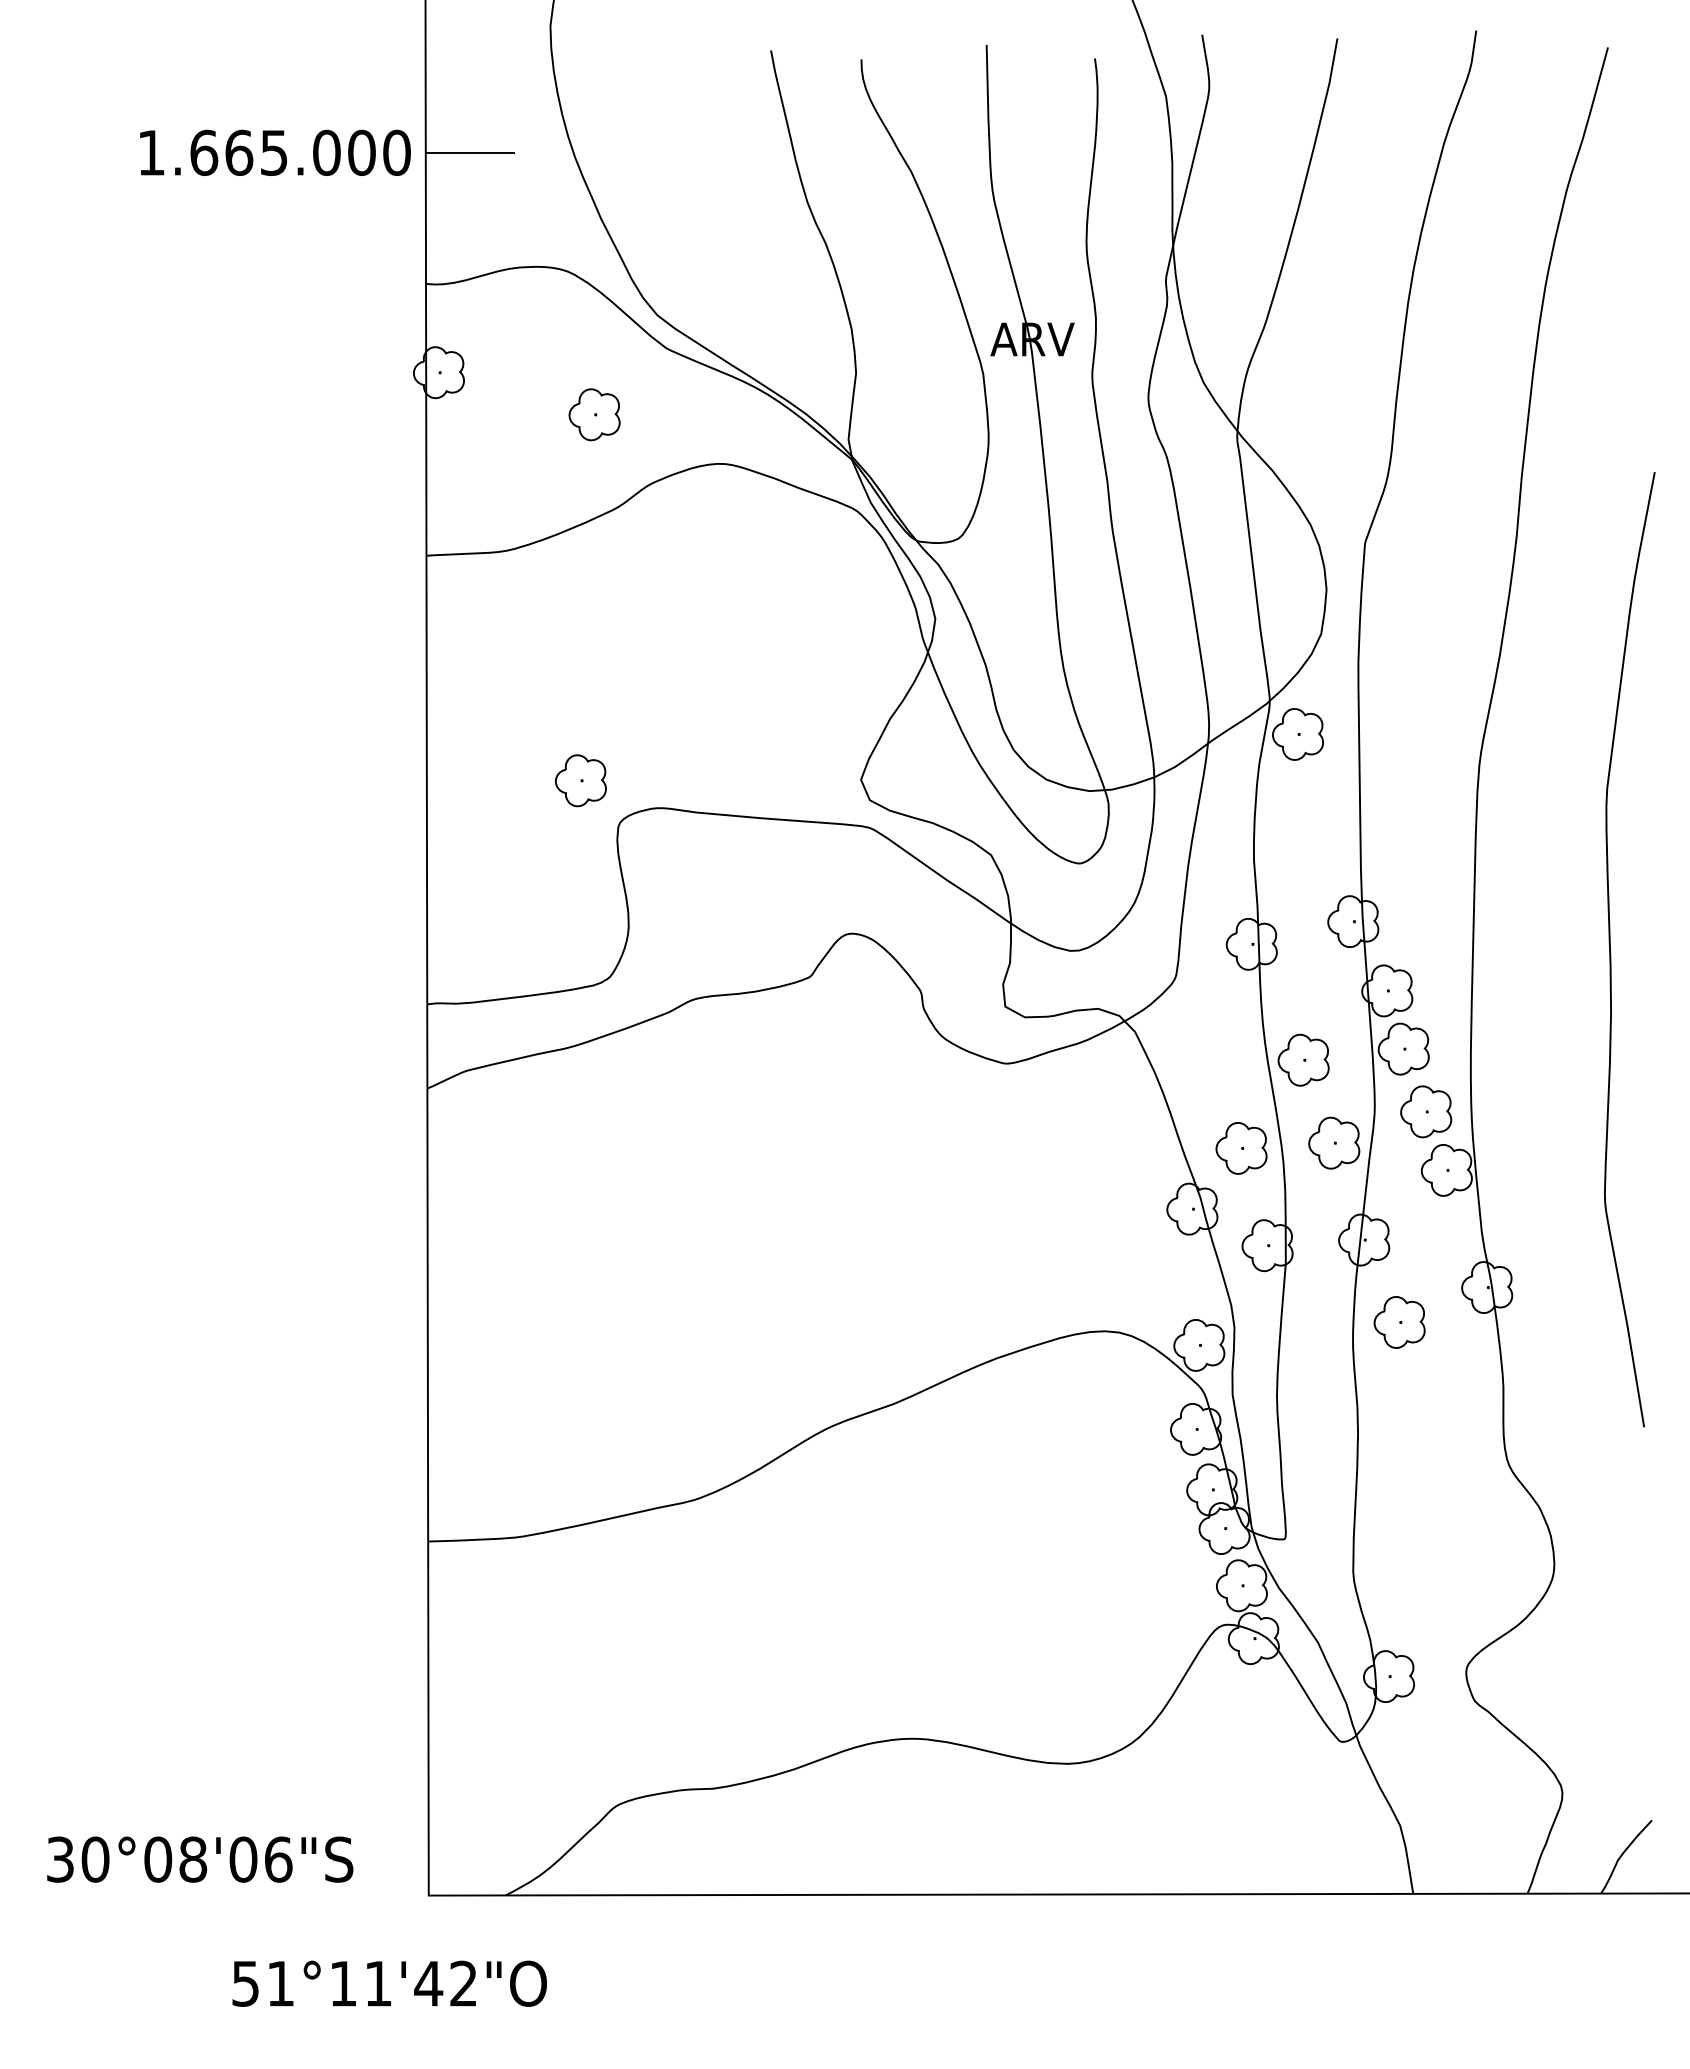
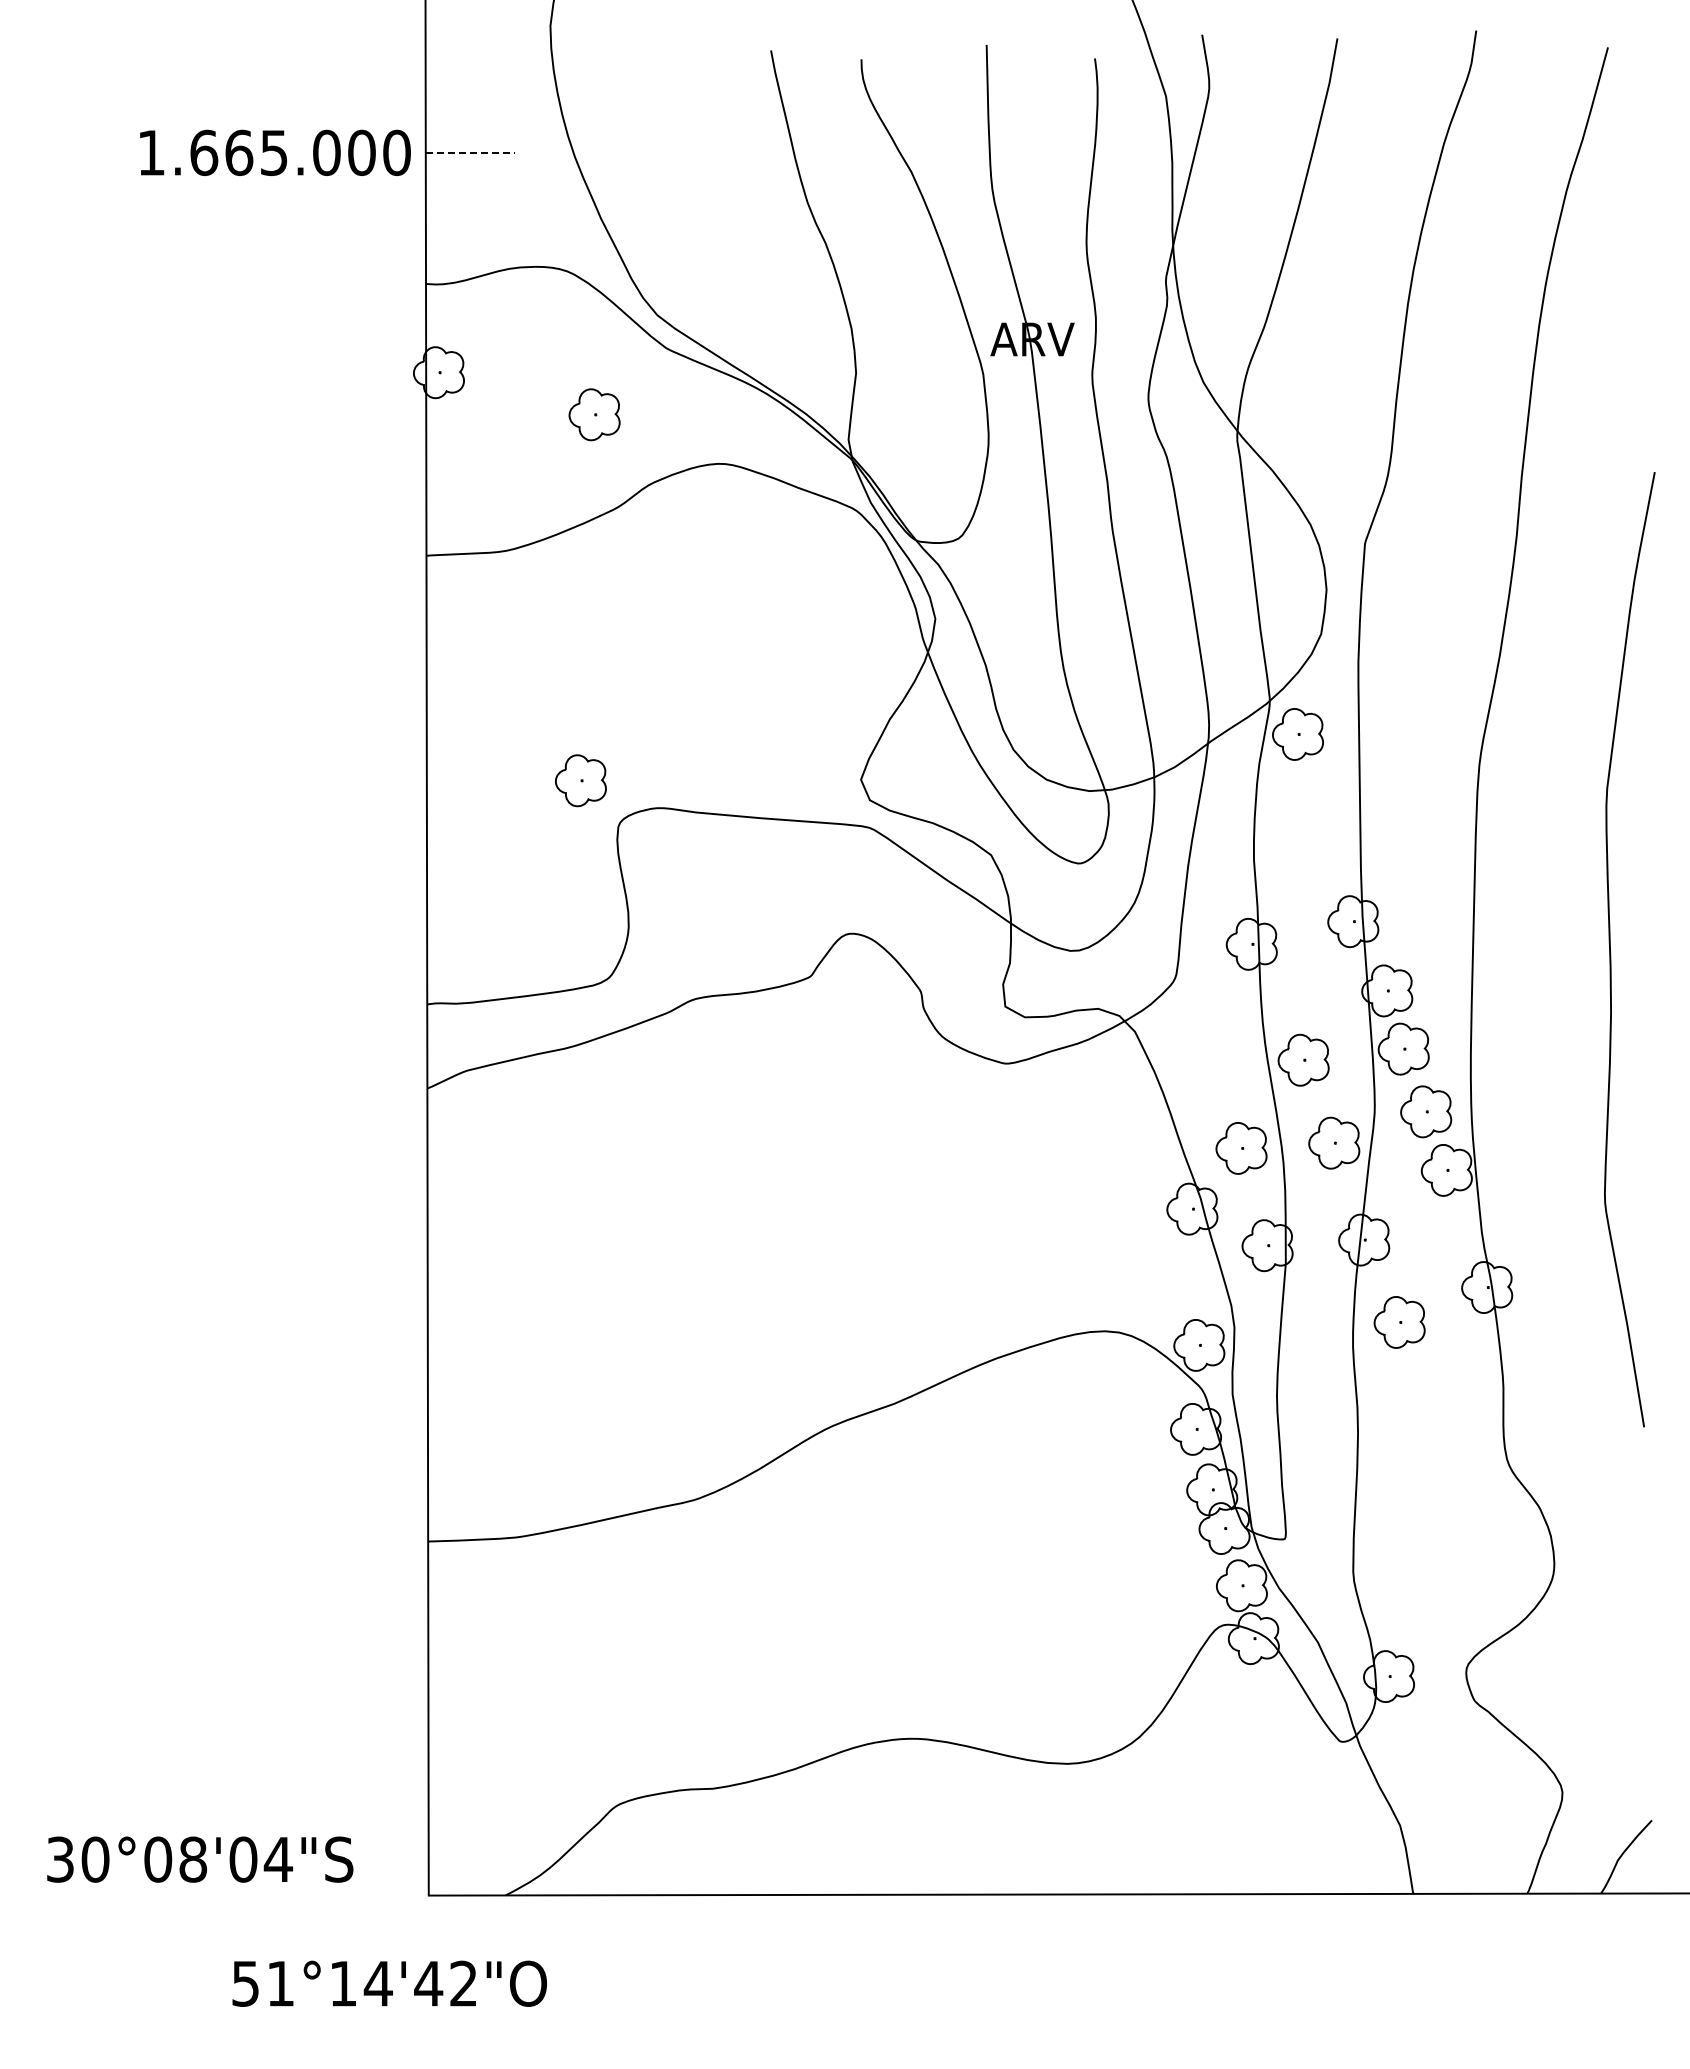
line: solid -> dashed (470, 152)
text: 30°08'06"S -> 30°08'04"S (278, 1859)
text: 51°11'42"O -> 51°14'42"O (377, 1983)
